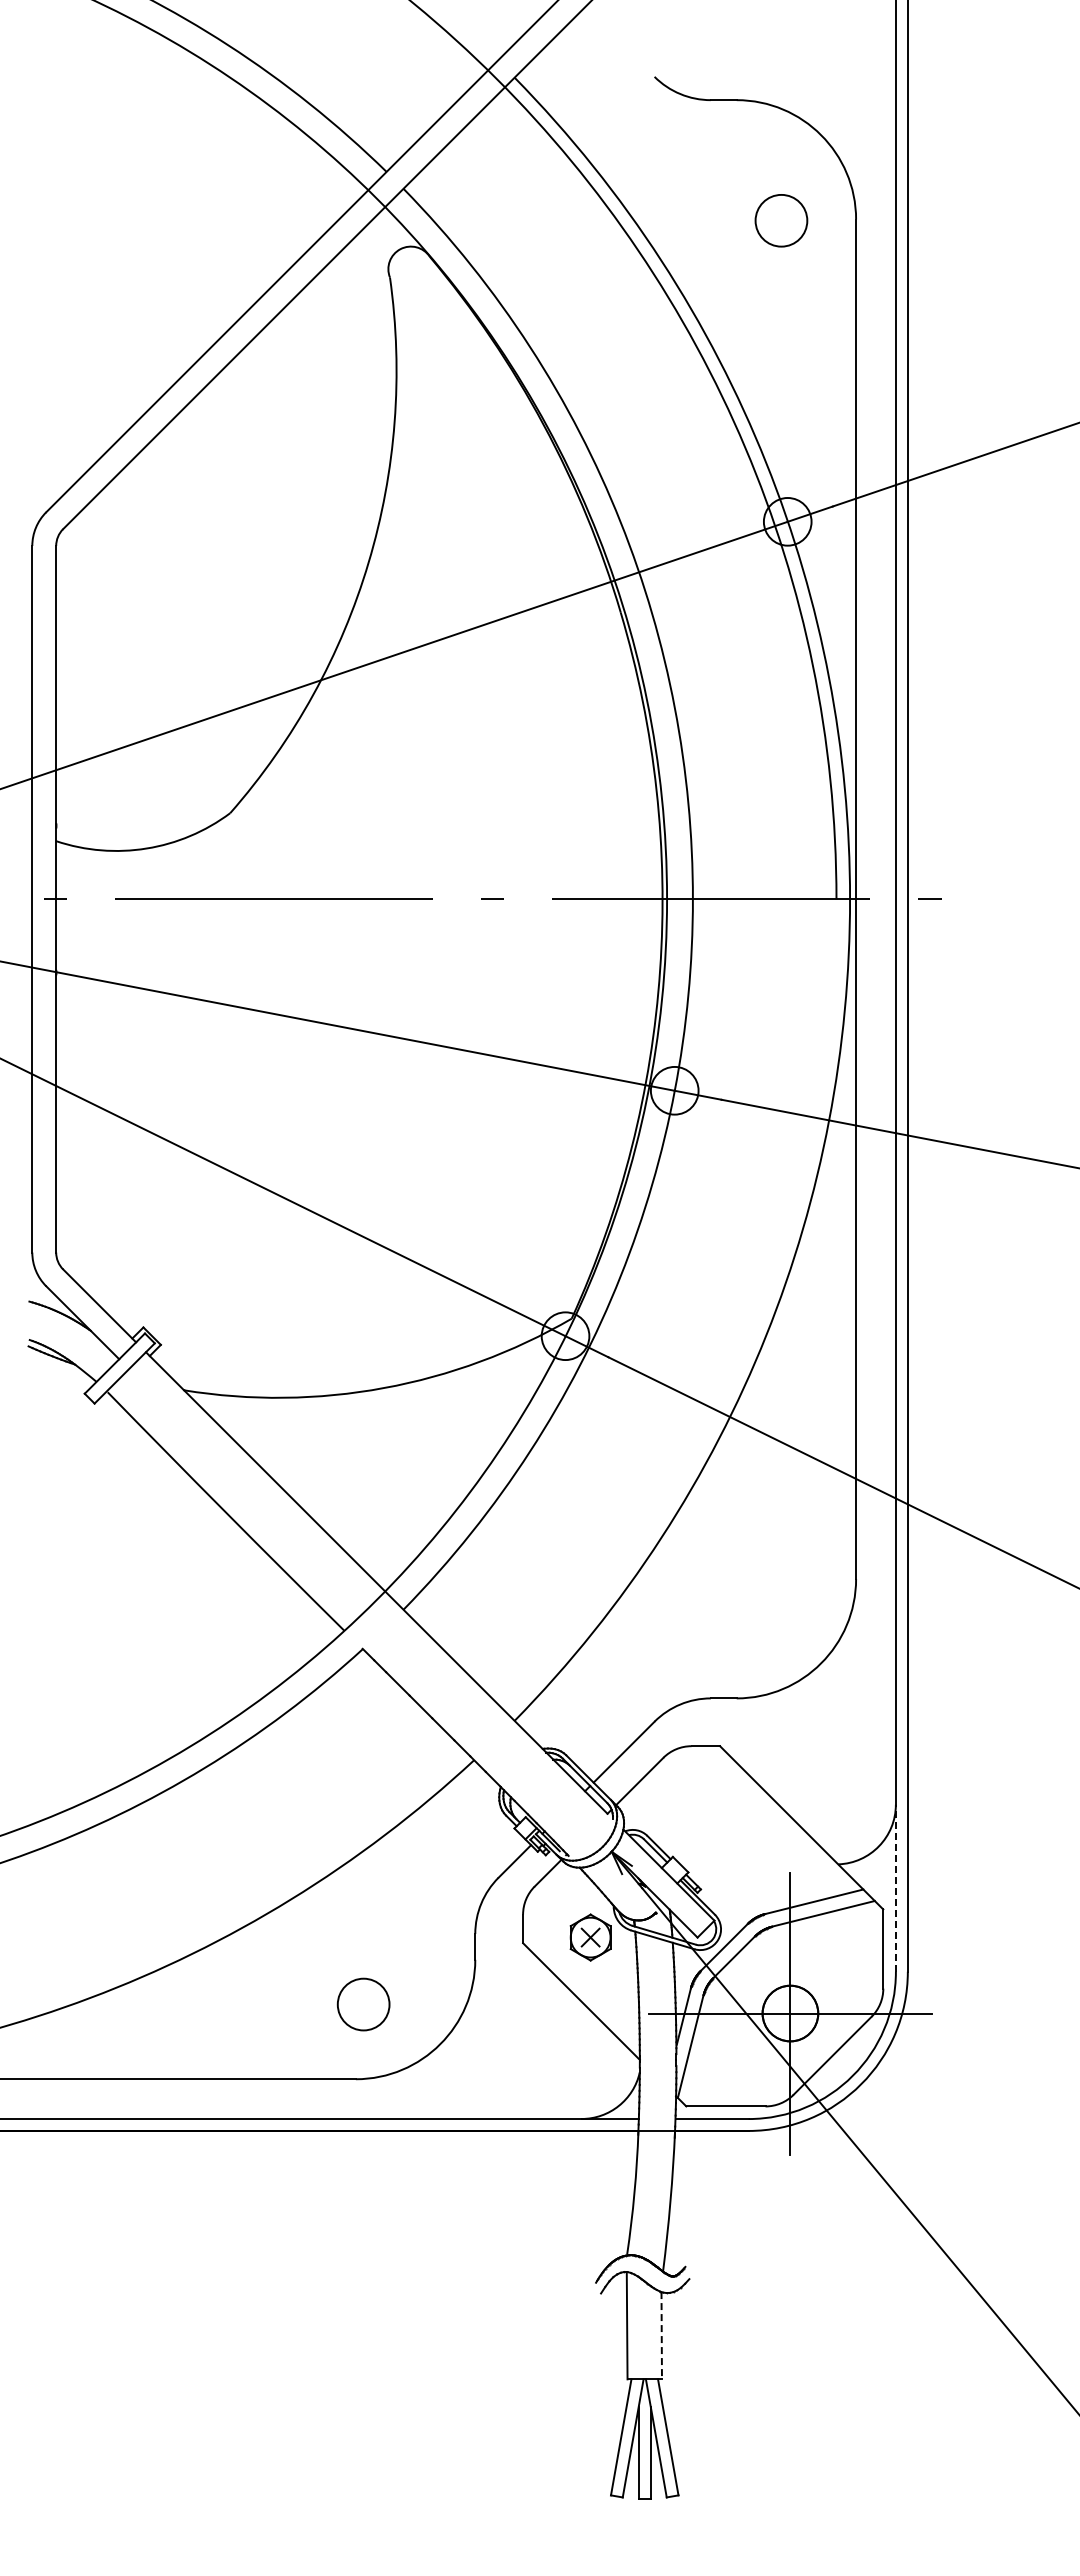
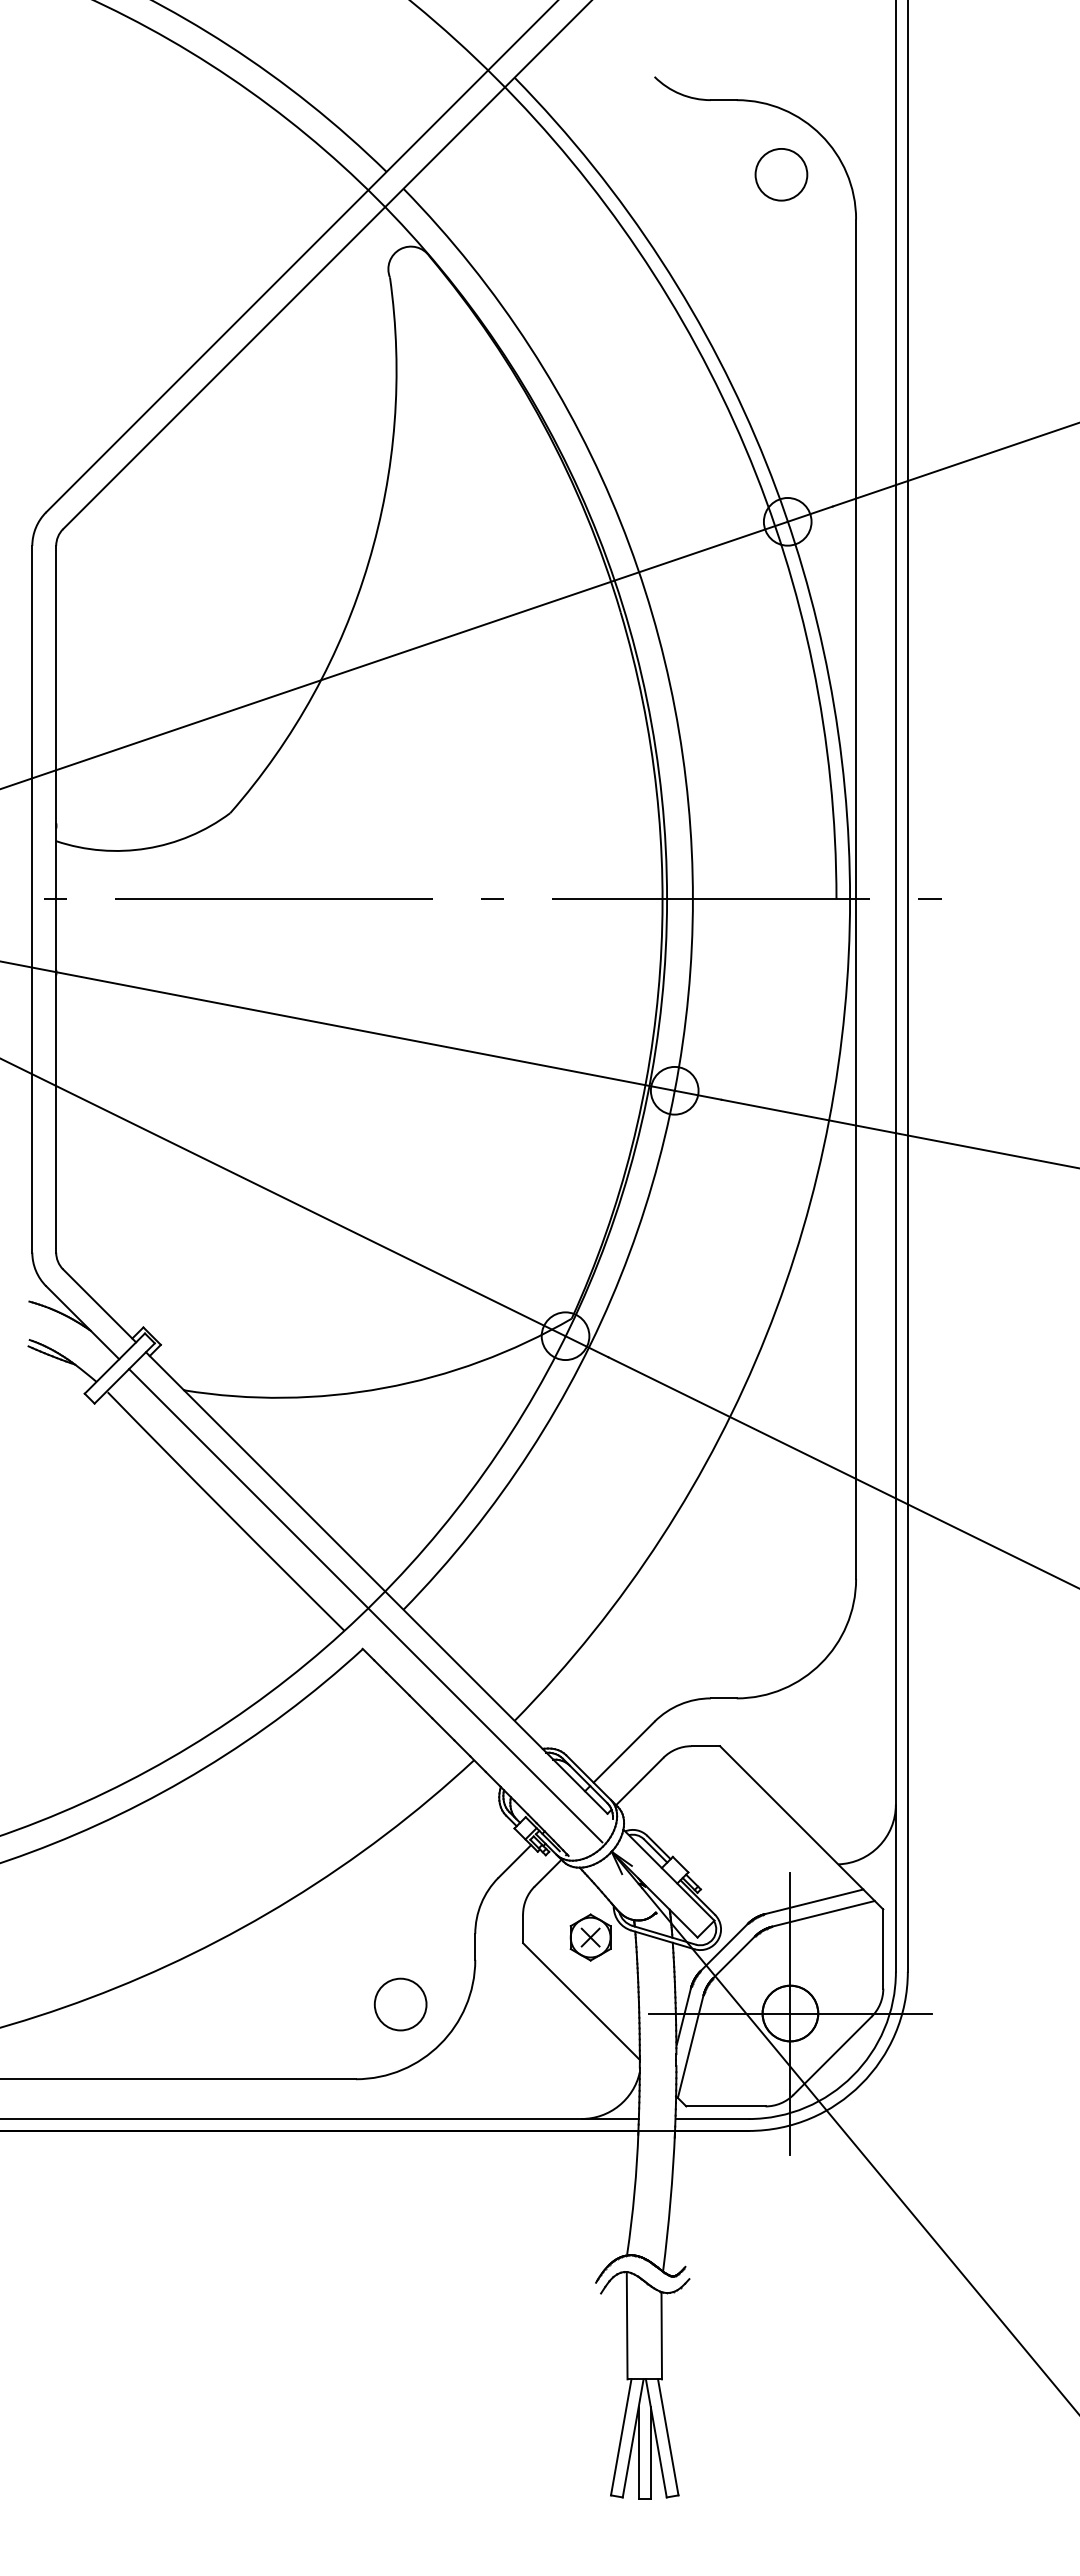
circle position: (781, 220) -> (781, 174) (781, 174)
line: none -> present (365, 1605)
line: dashed -> solid (895, 1888)
circle position: (363, 2004) -> (400, 2004) (400, 2004)
line: dashed -> solid (661, 2335)
